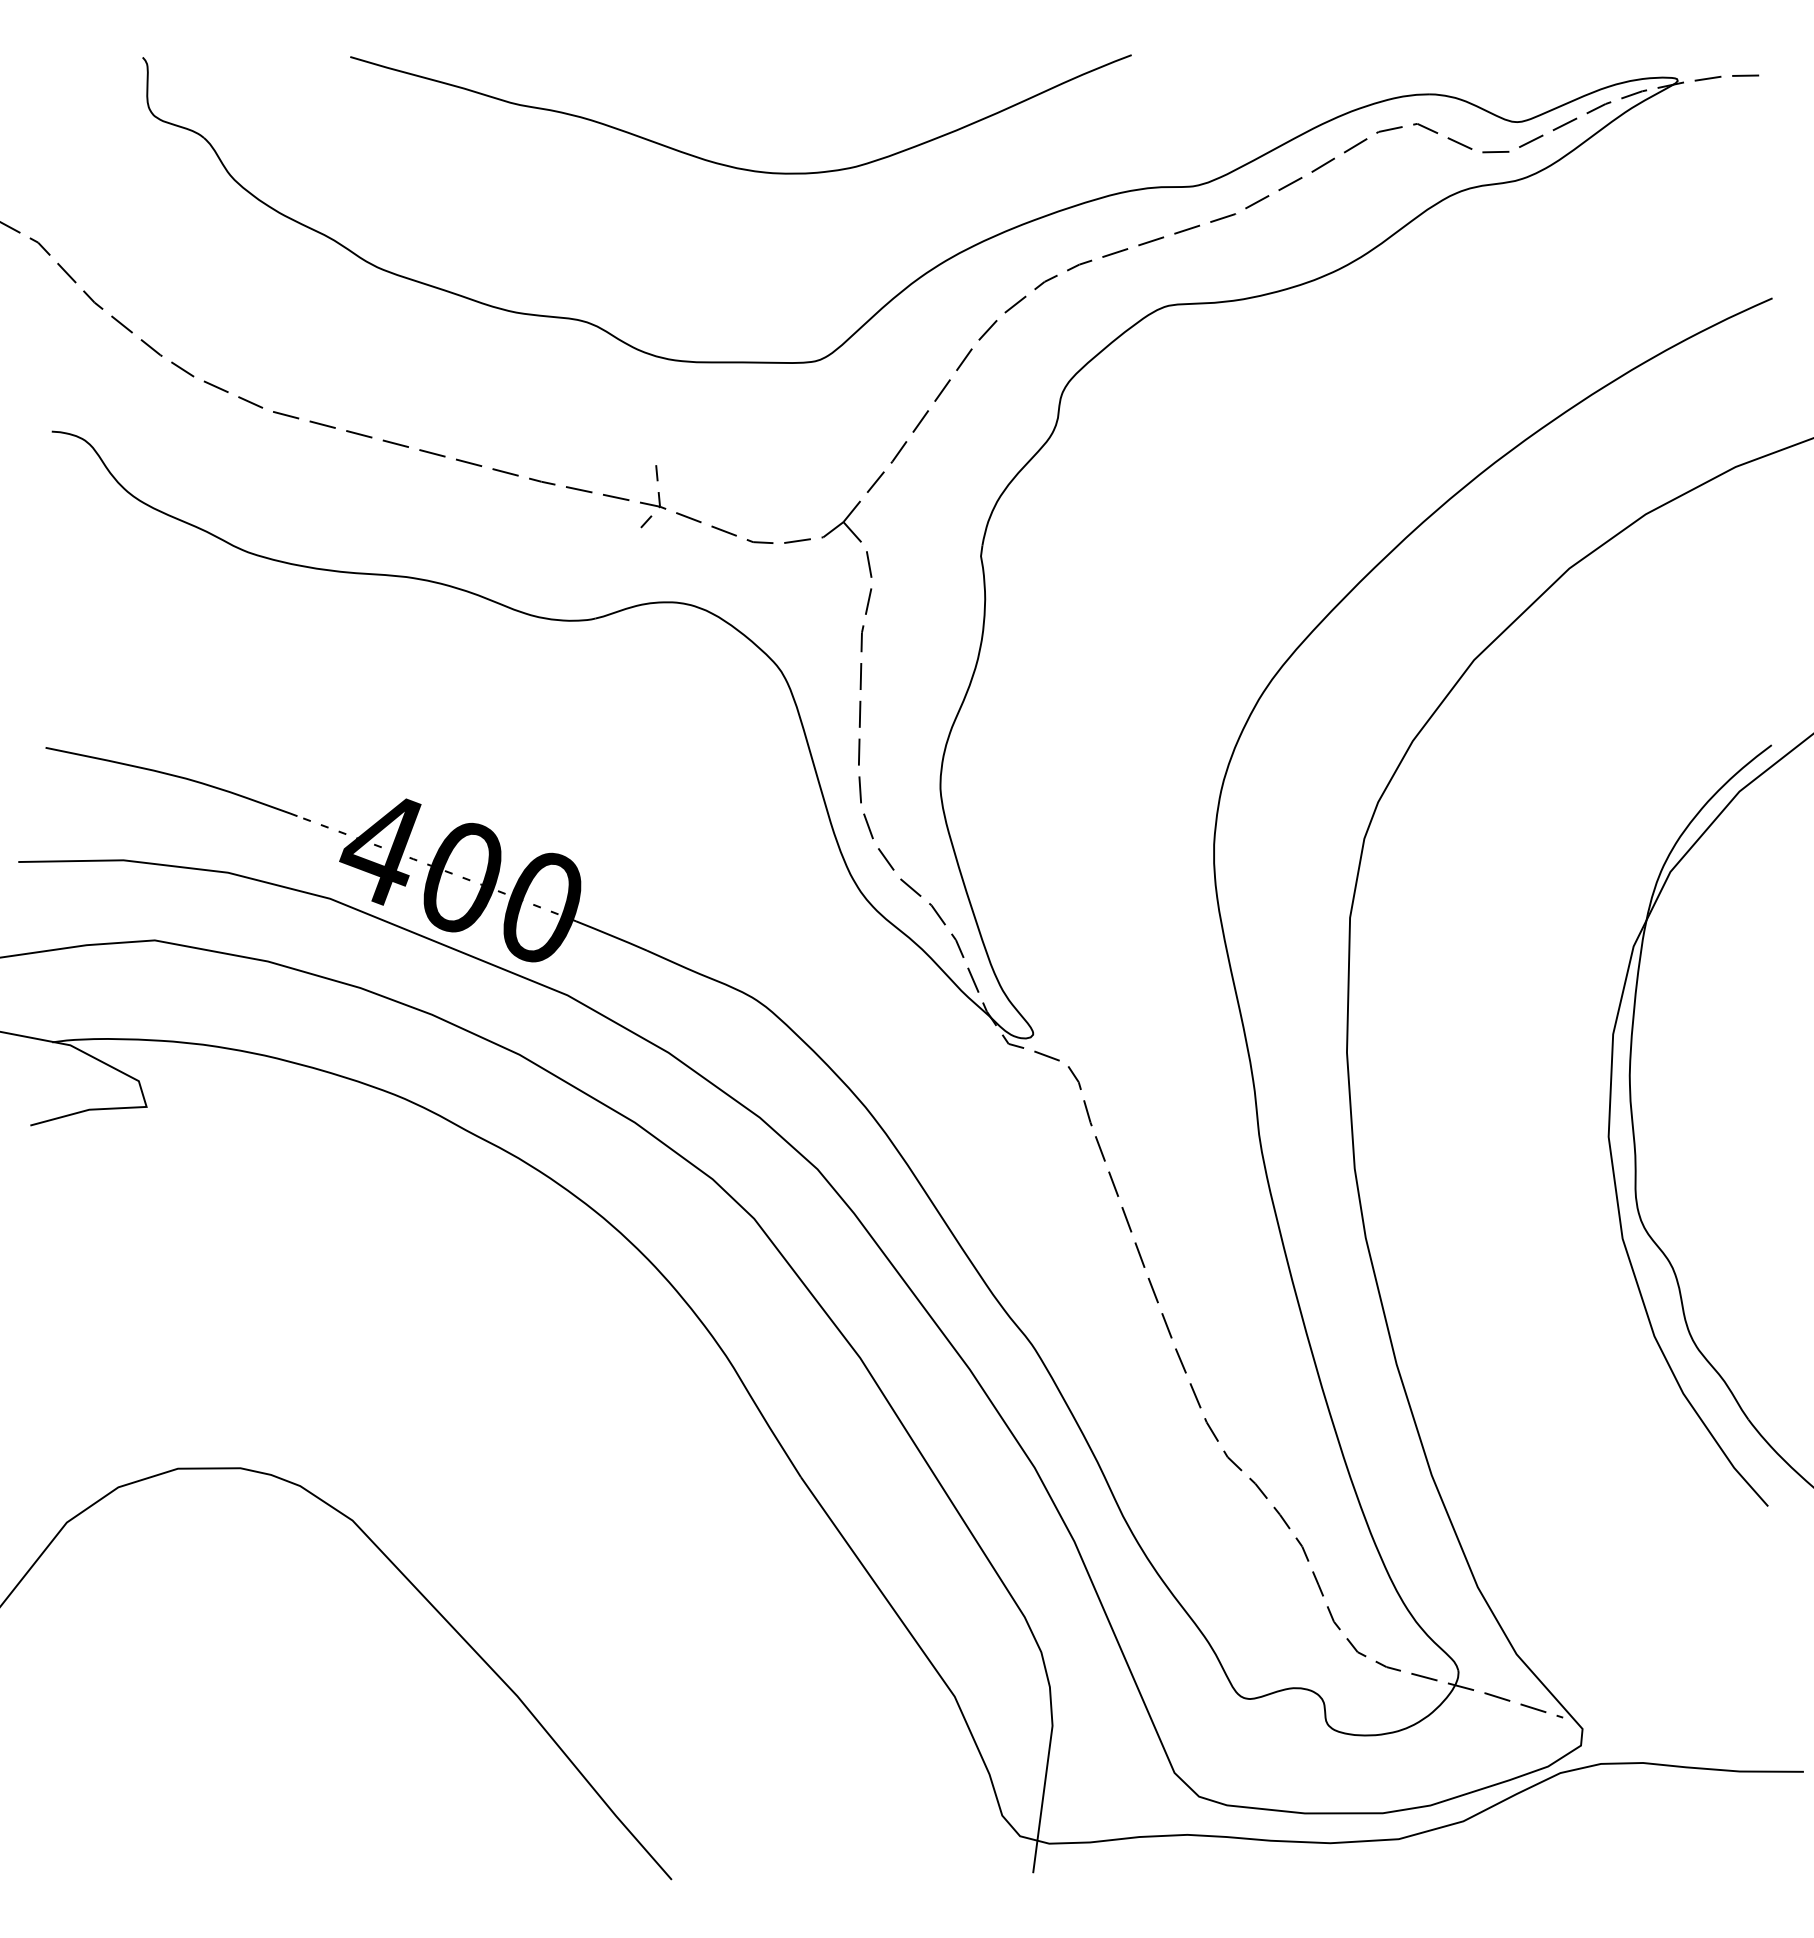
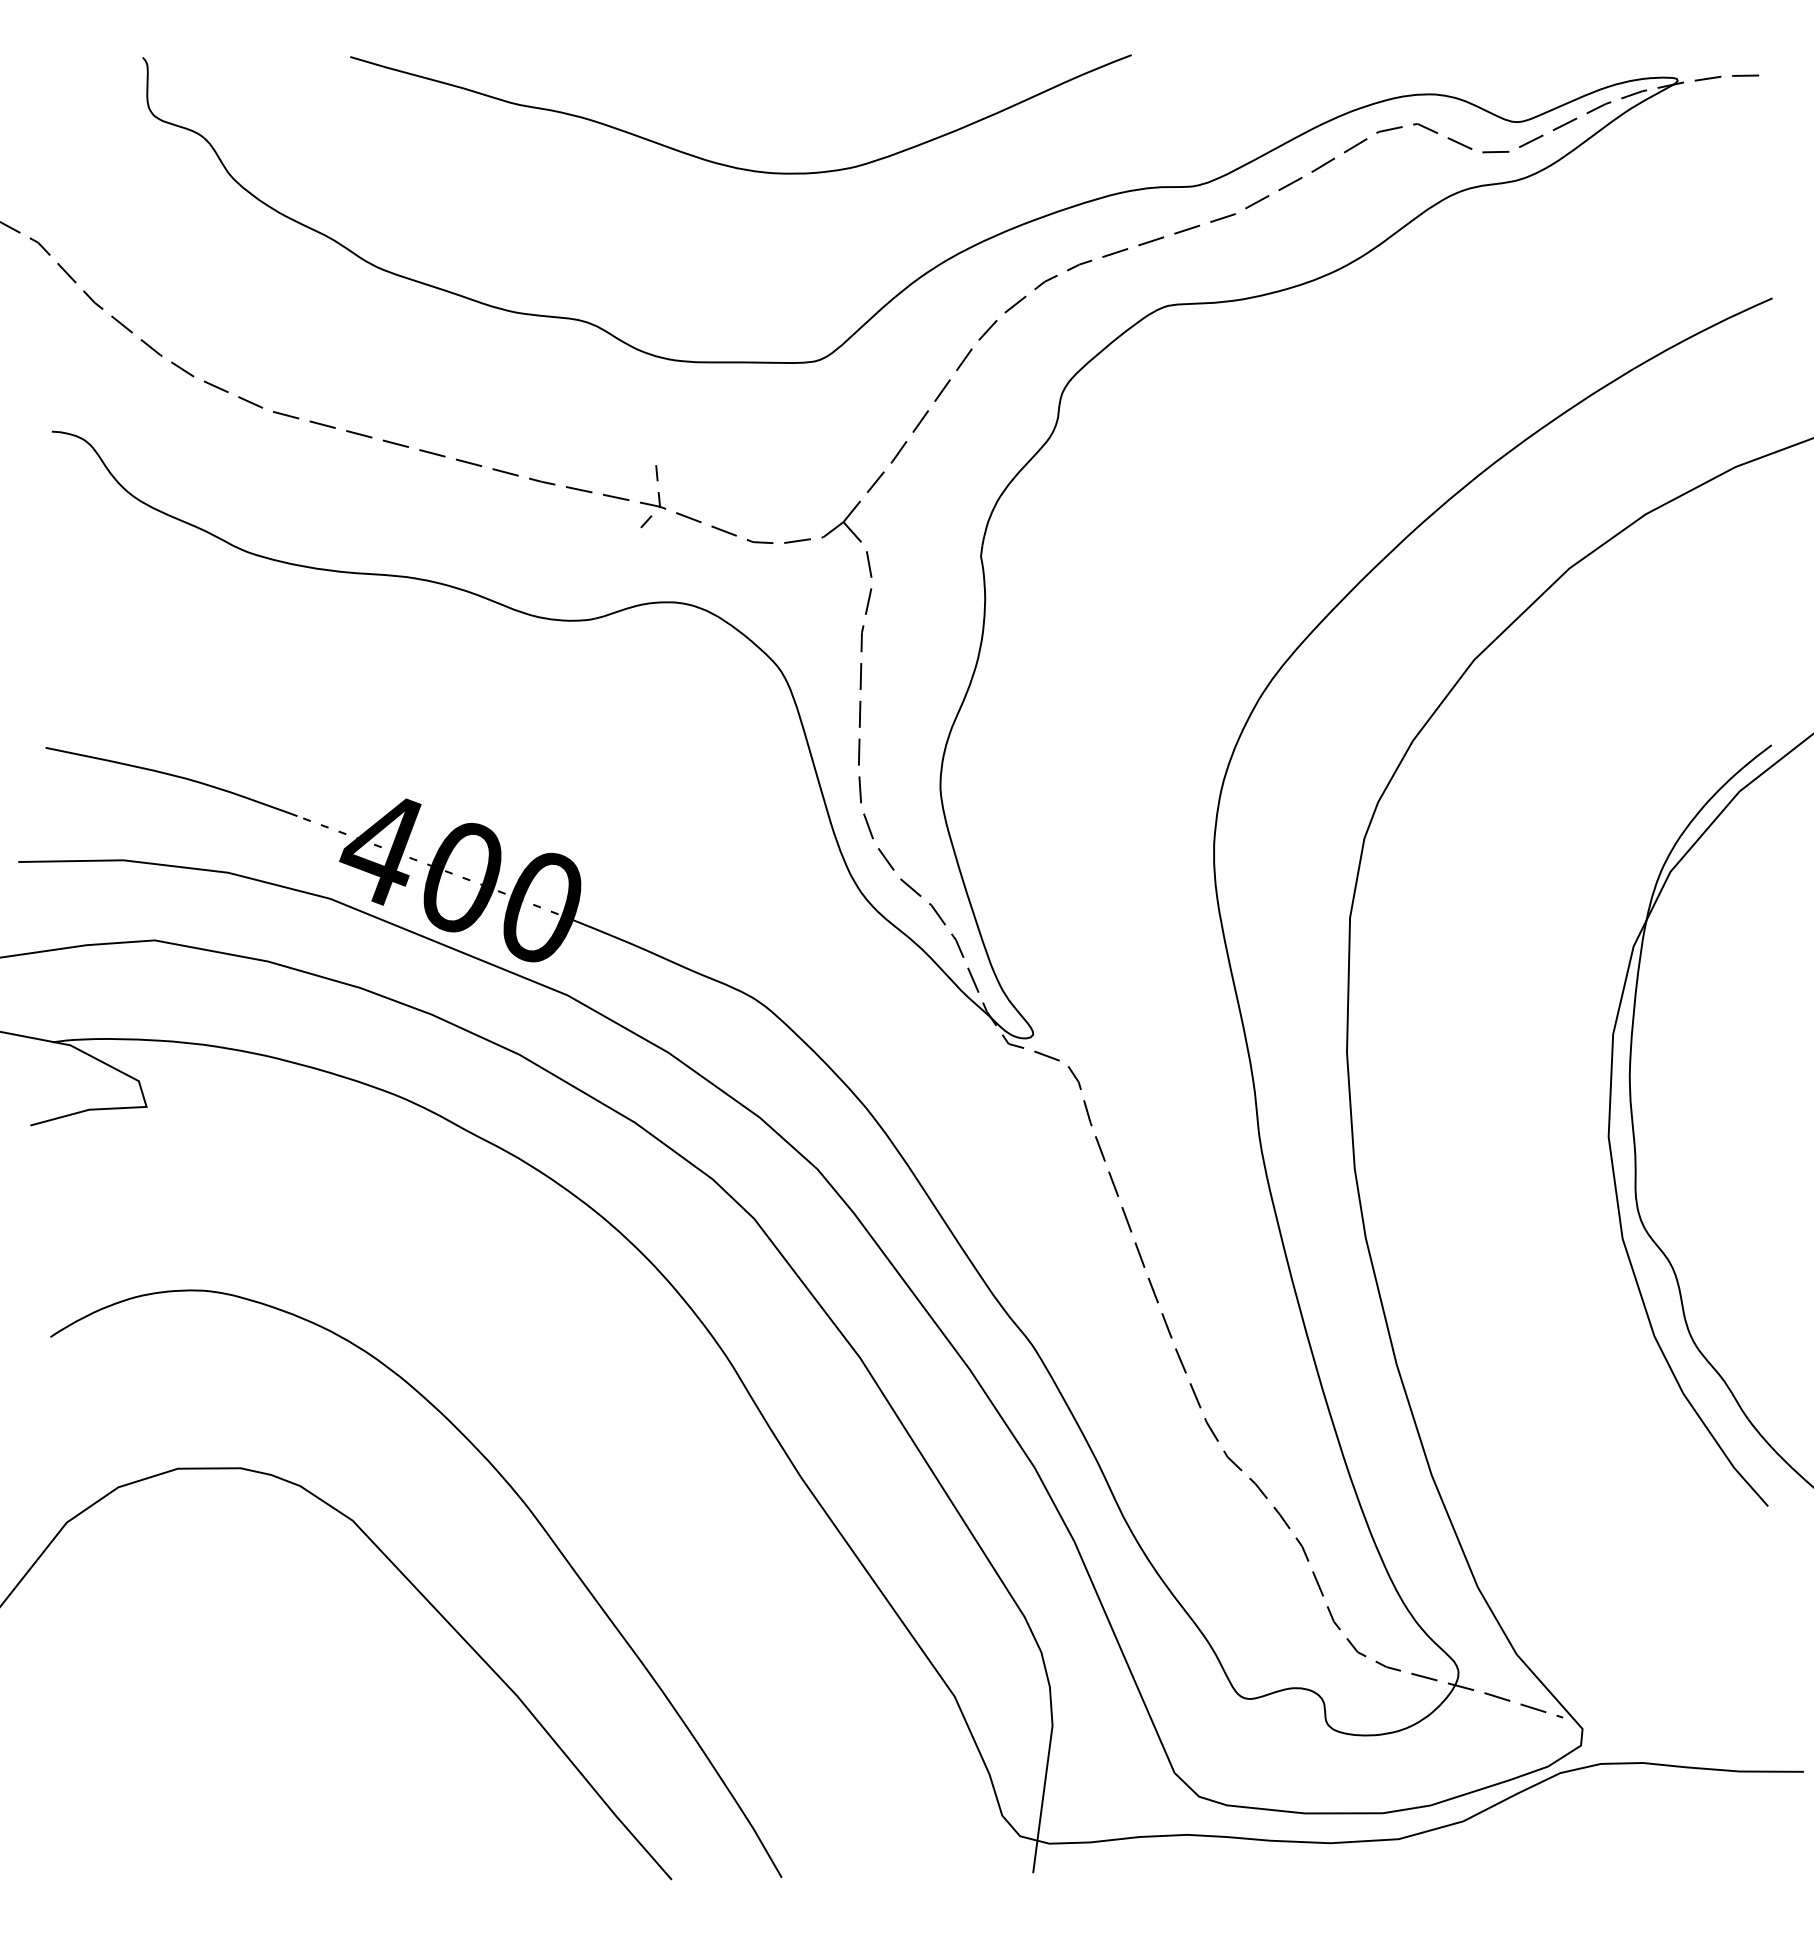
curve: none -> present (521, 1501)
